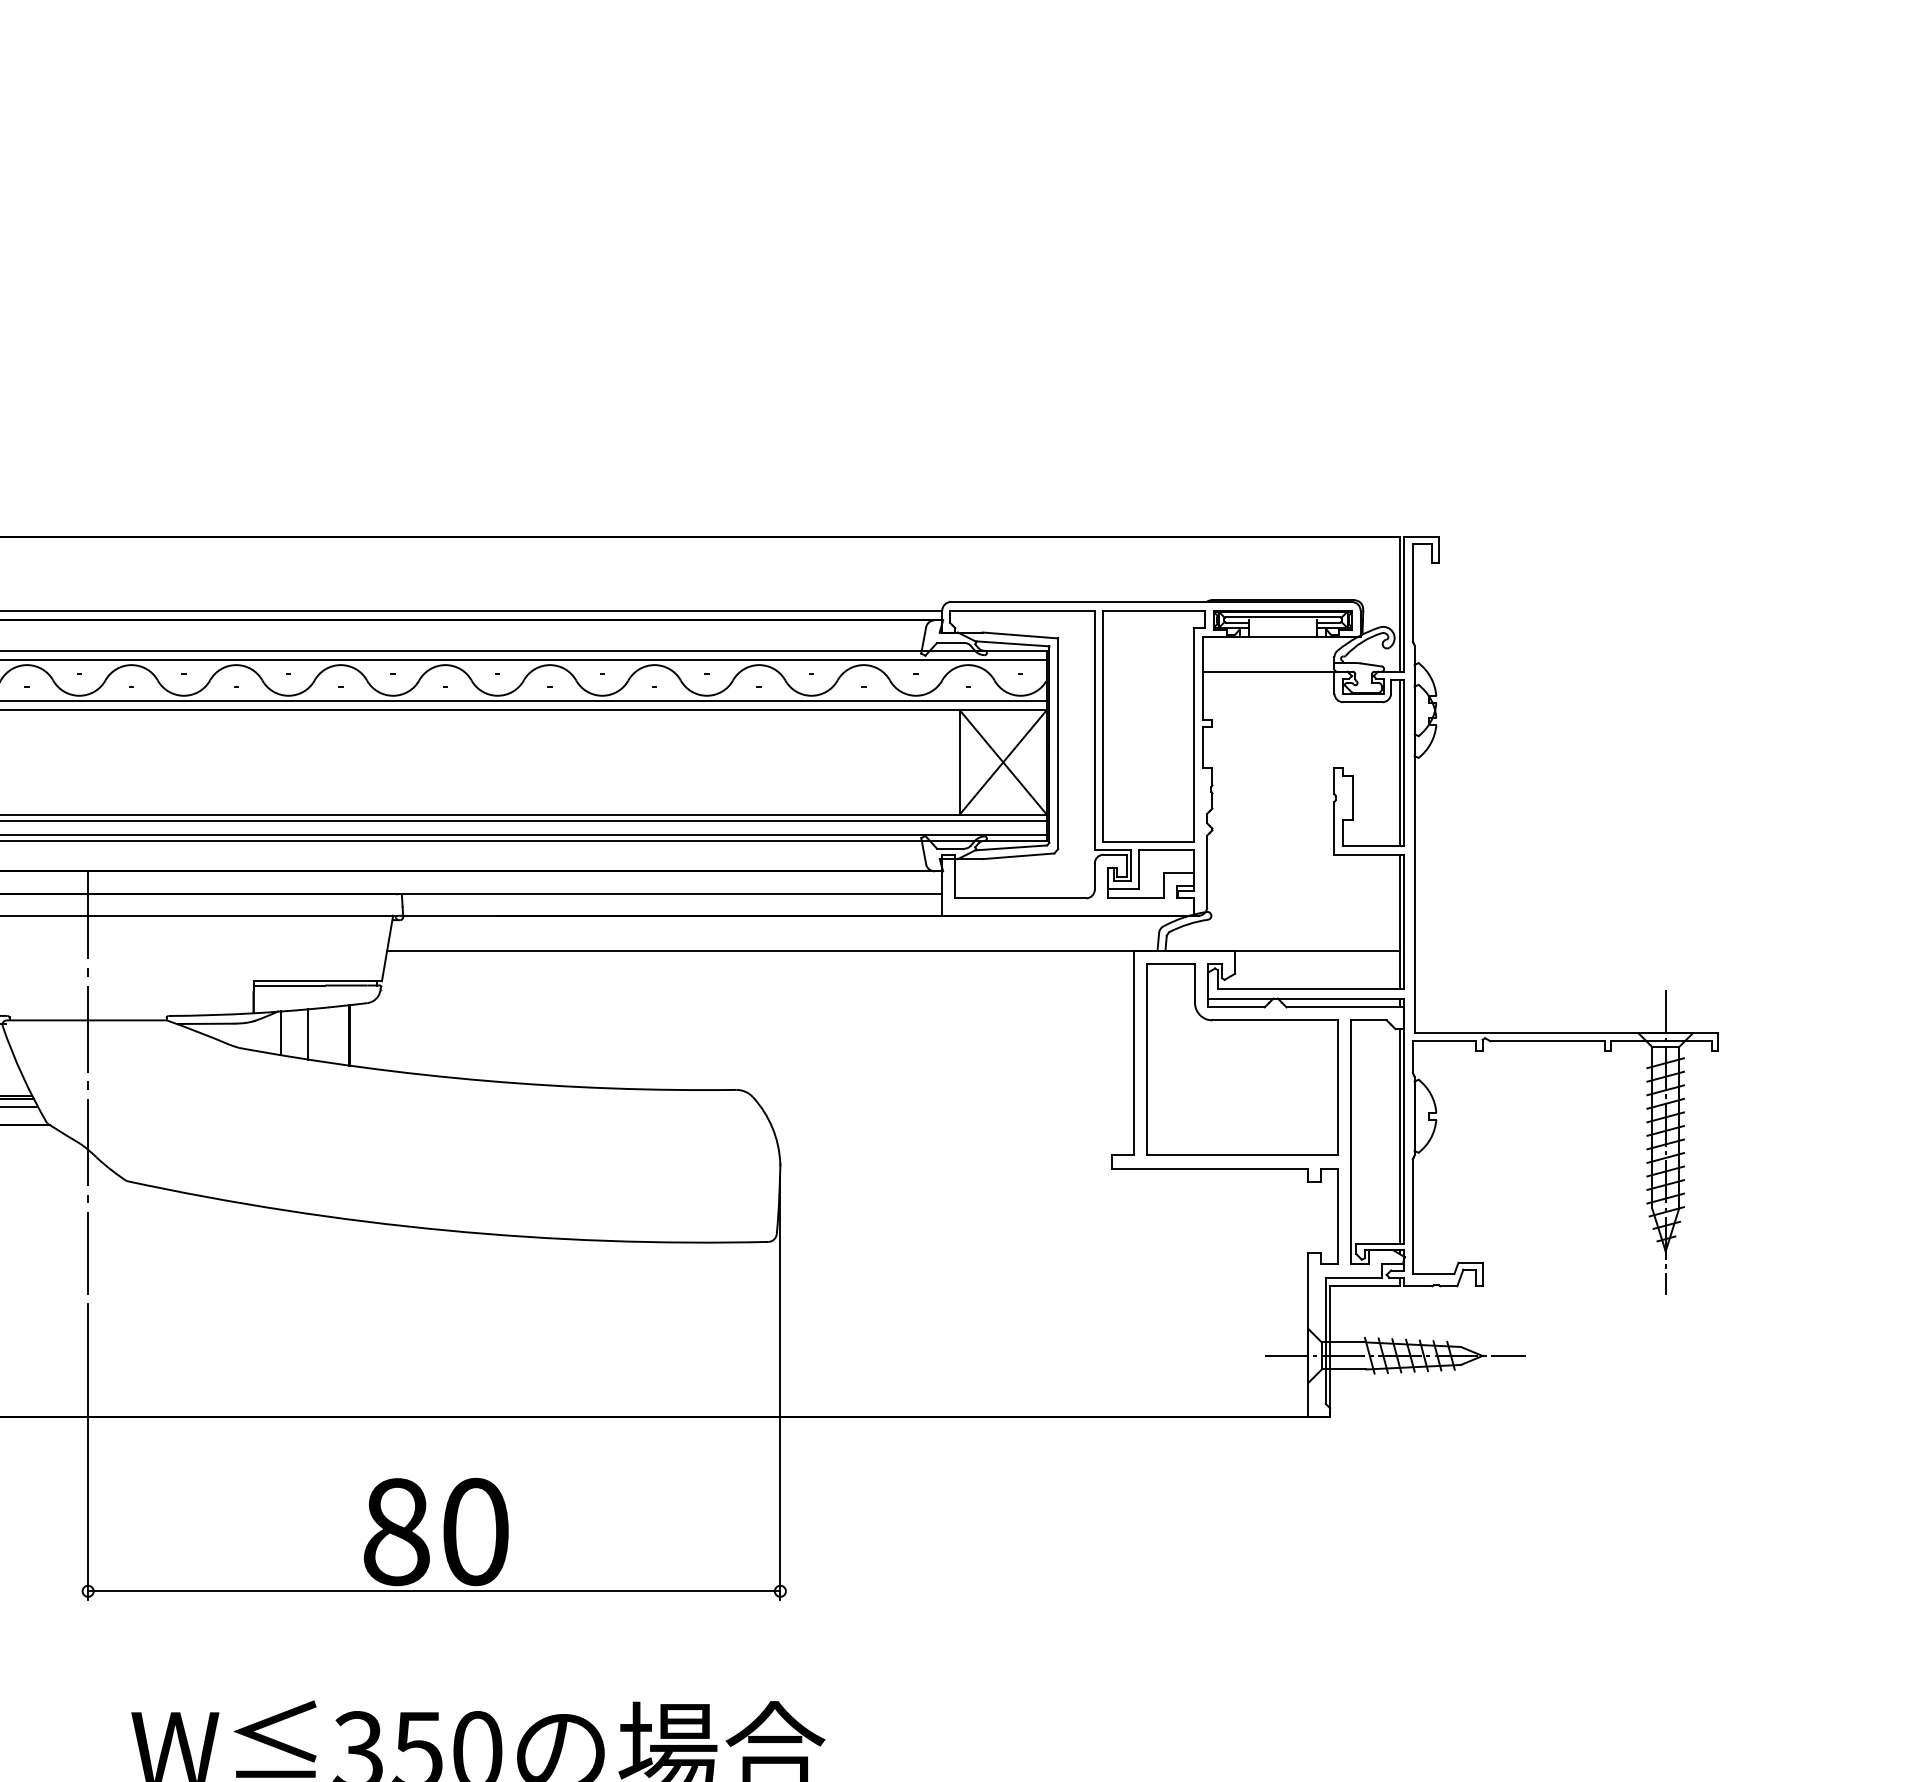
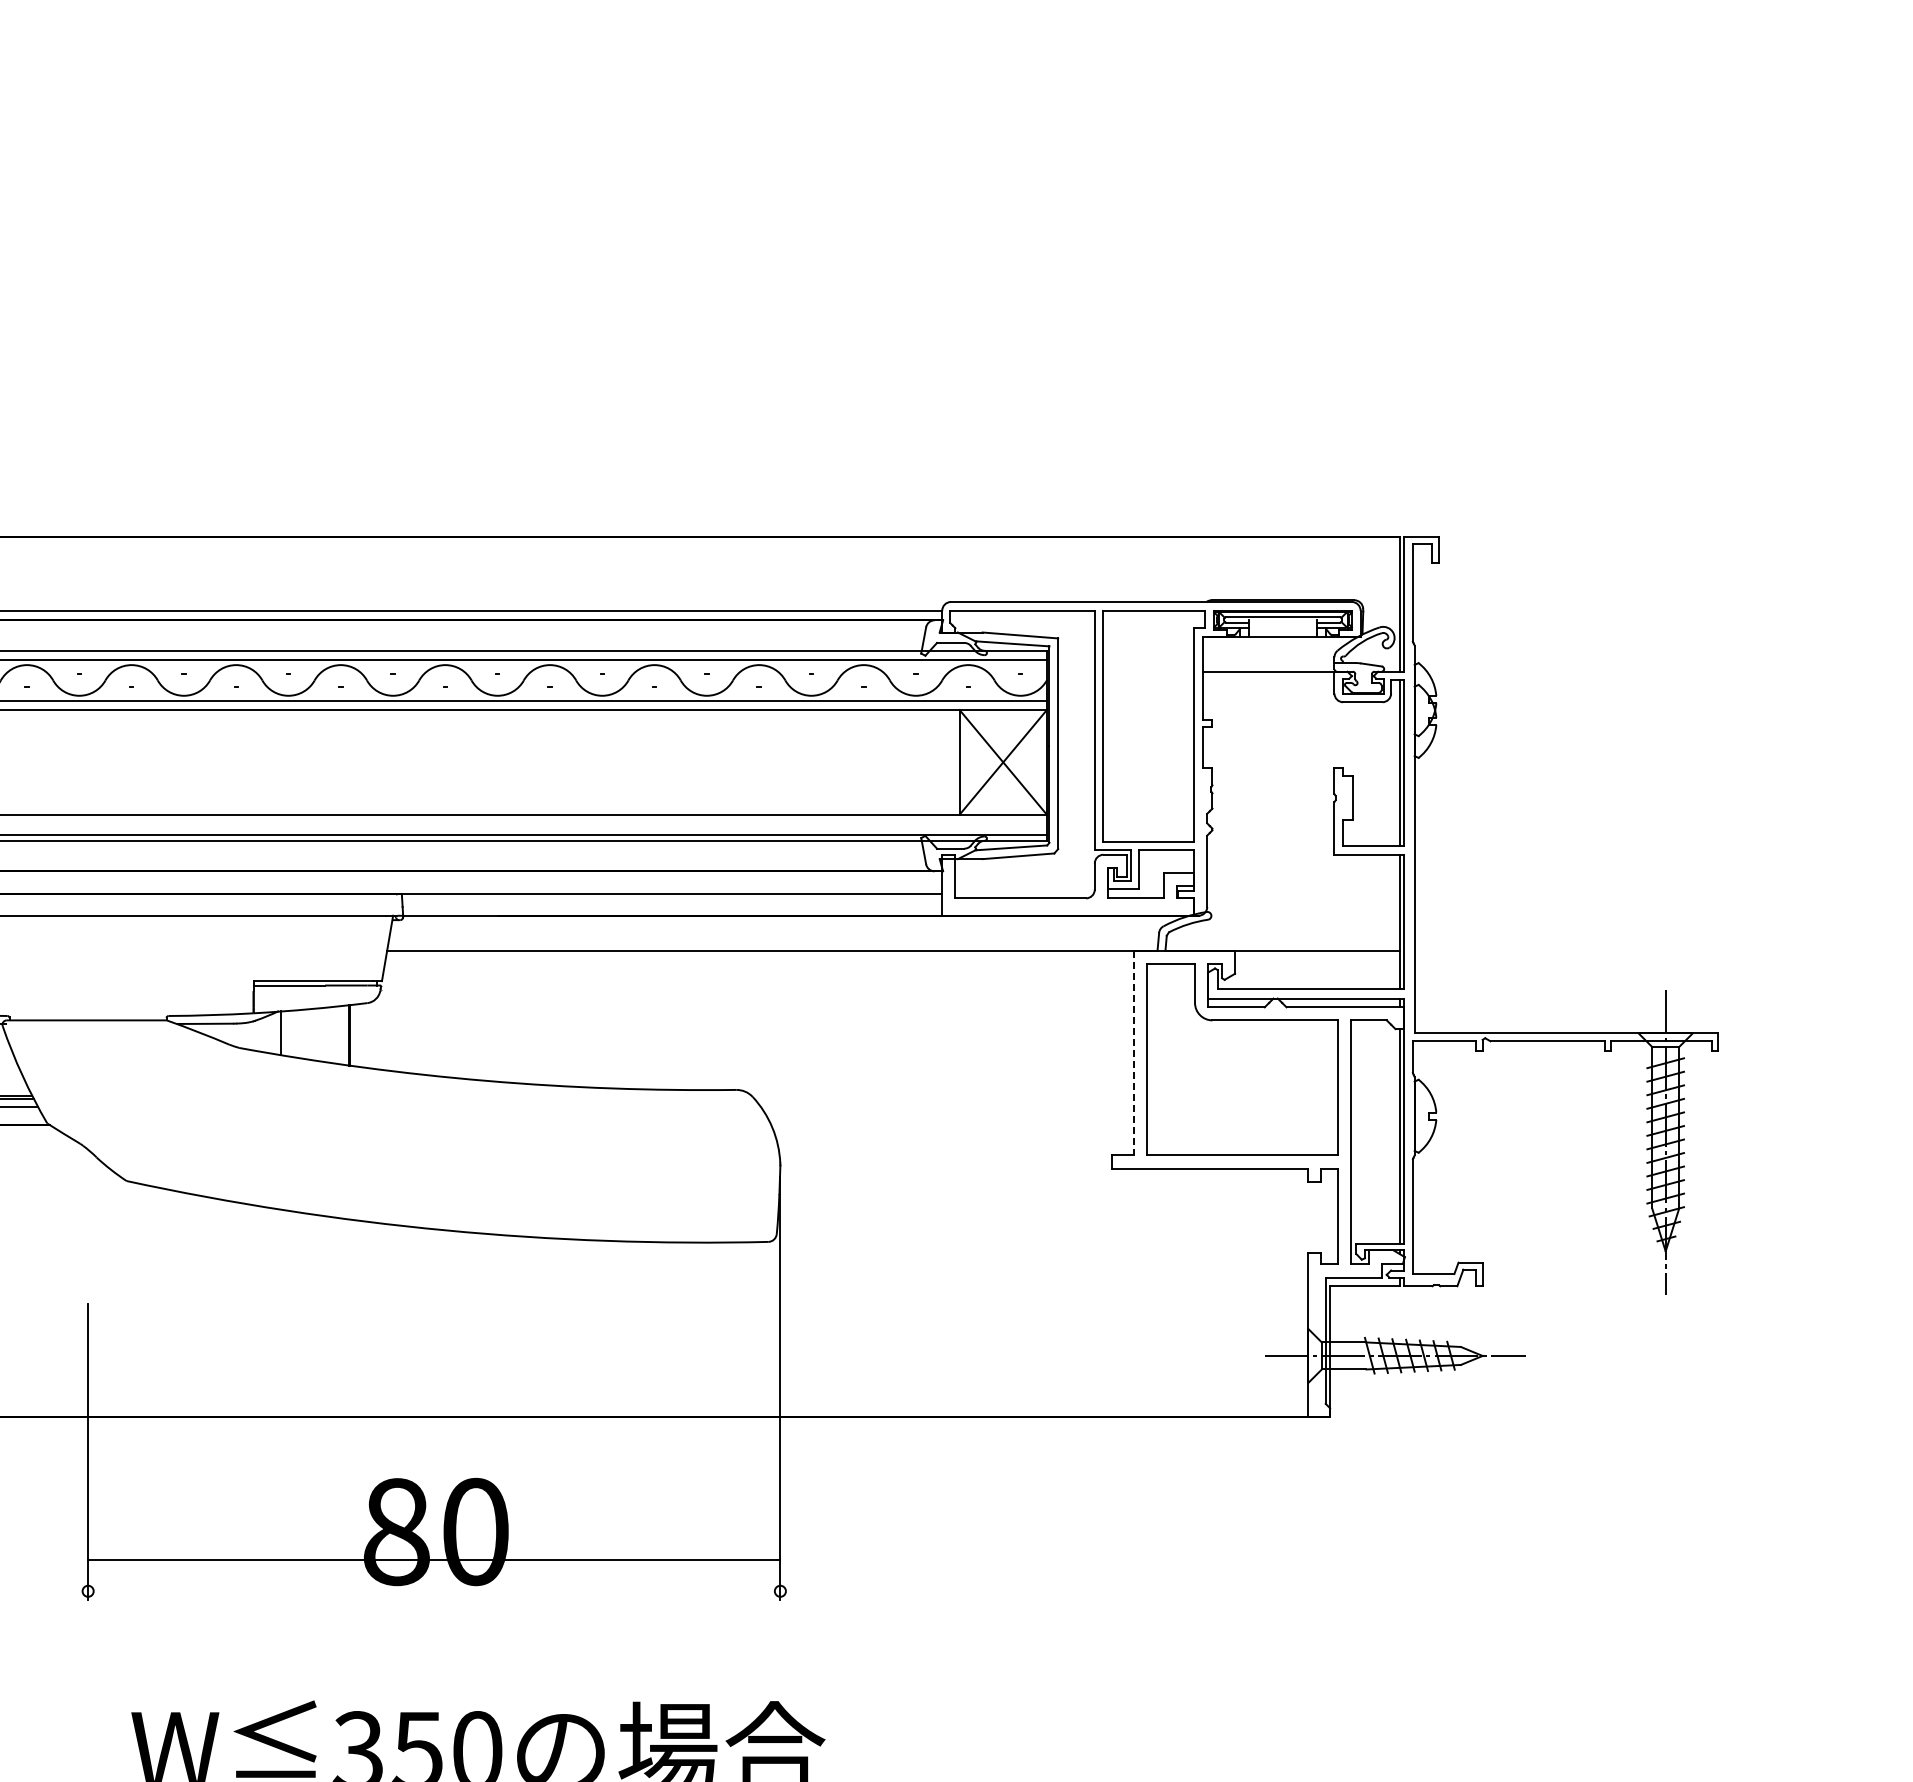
line: present -> none (524, 820)
line: present -> none (307, 1033)
line: solid -> dashed (1134, 1053)
line: present -> none (88, 1083)
line position: (434, 1591) -> (434, 1560) (434, 1560)
